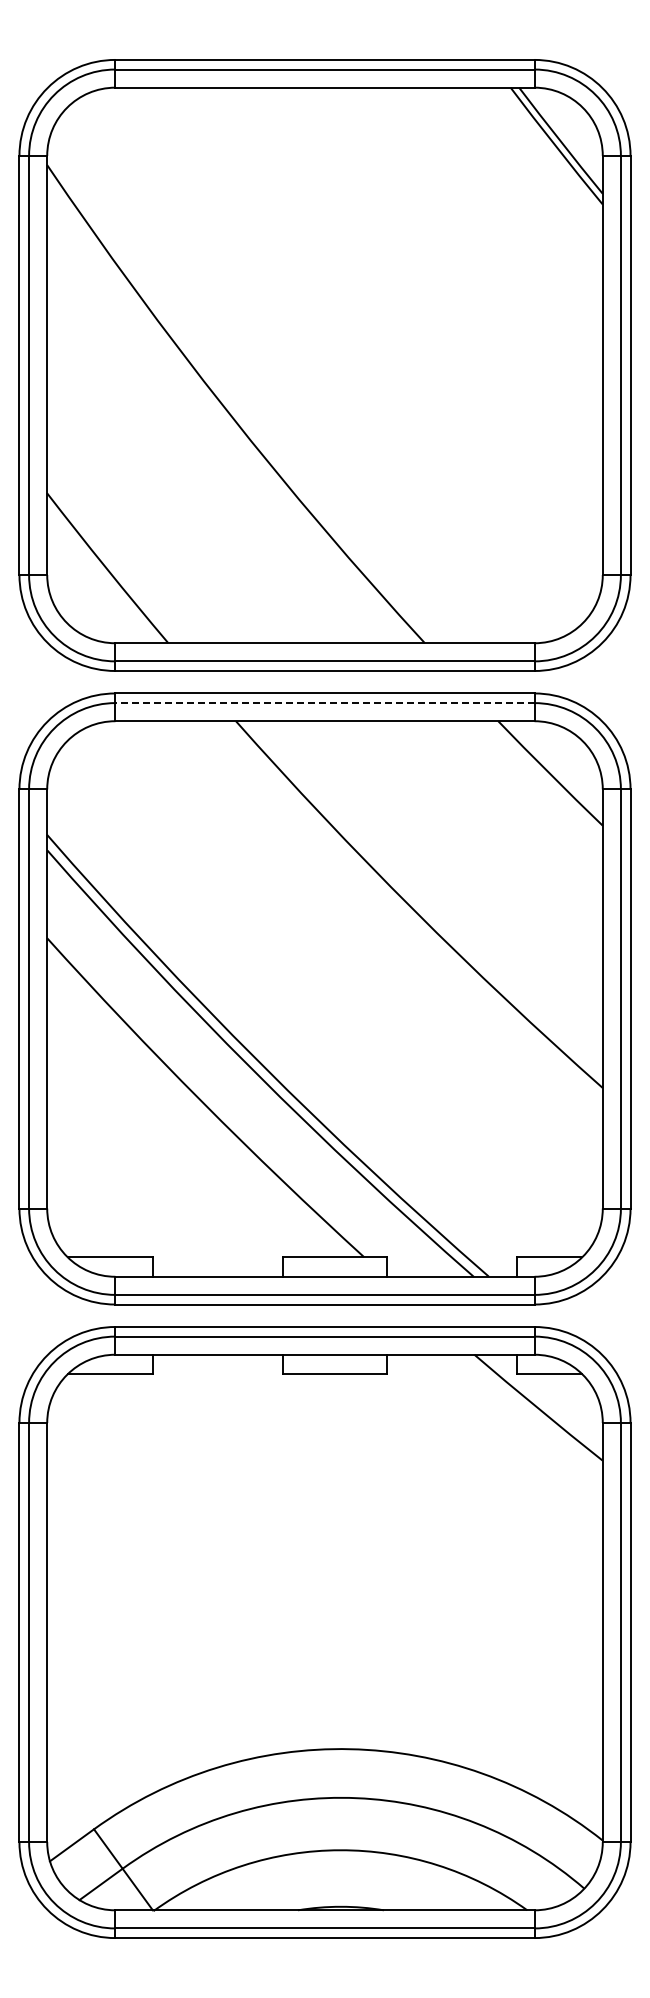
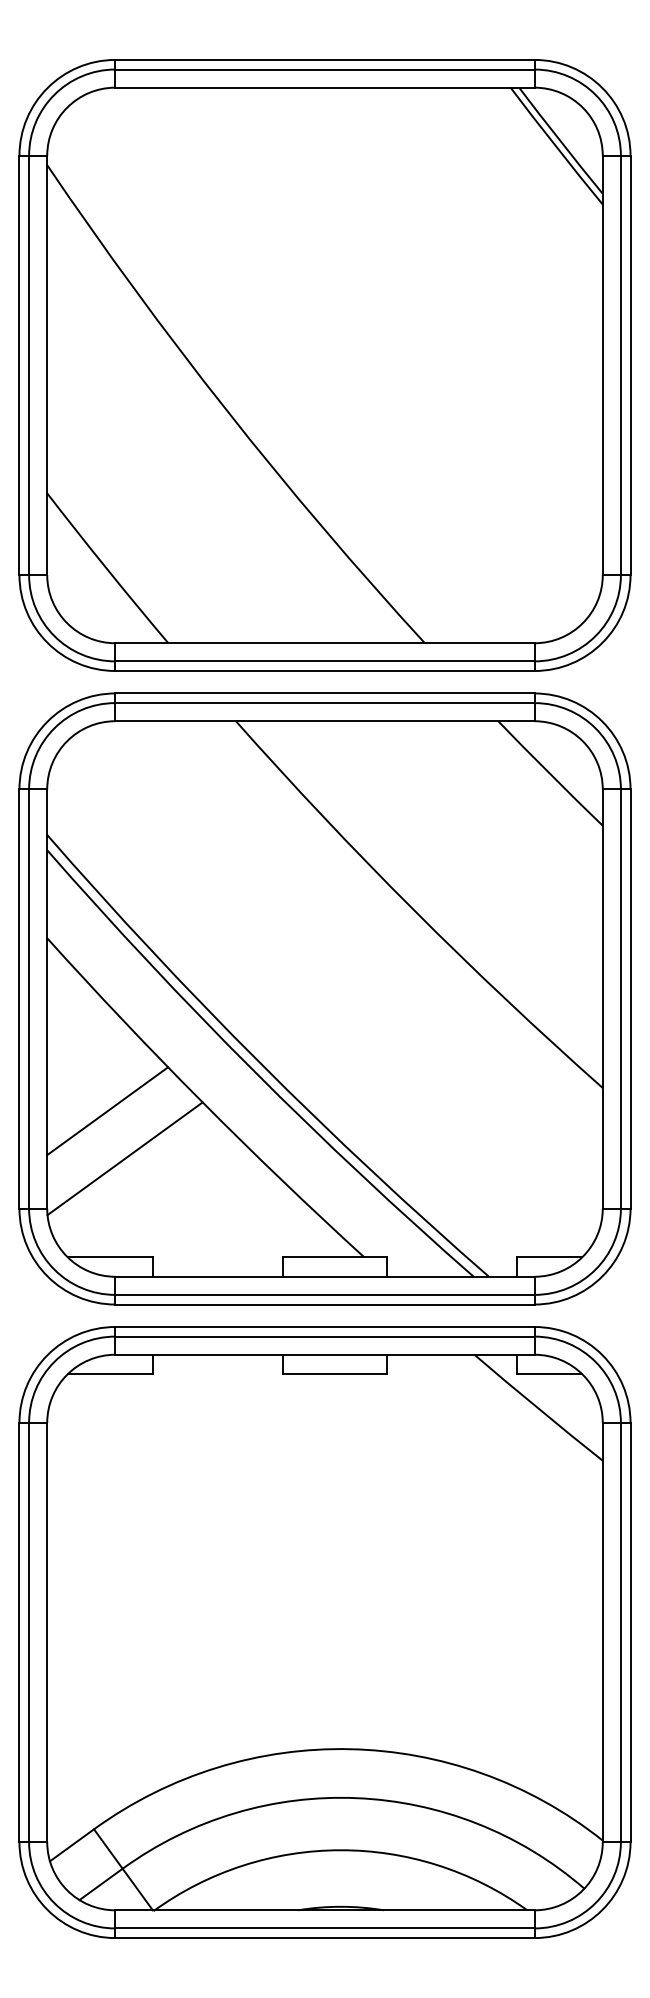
line: dashed -> solid (325, 703)
line: none -> present (107, 1111)
line: none -> present (124, 1158)
